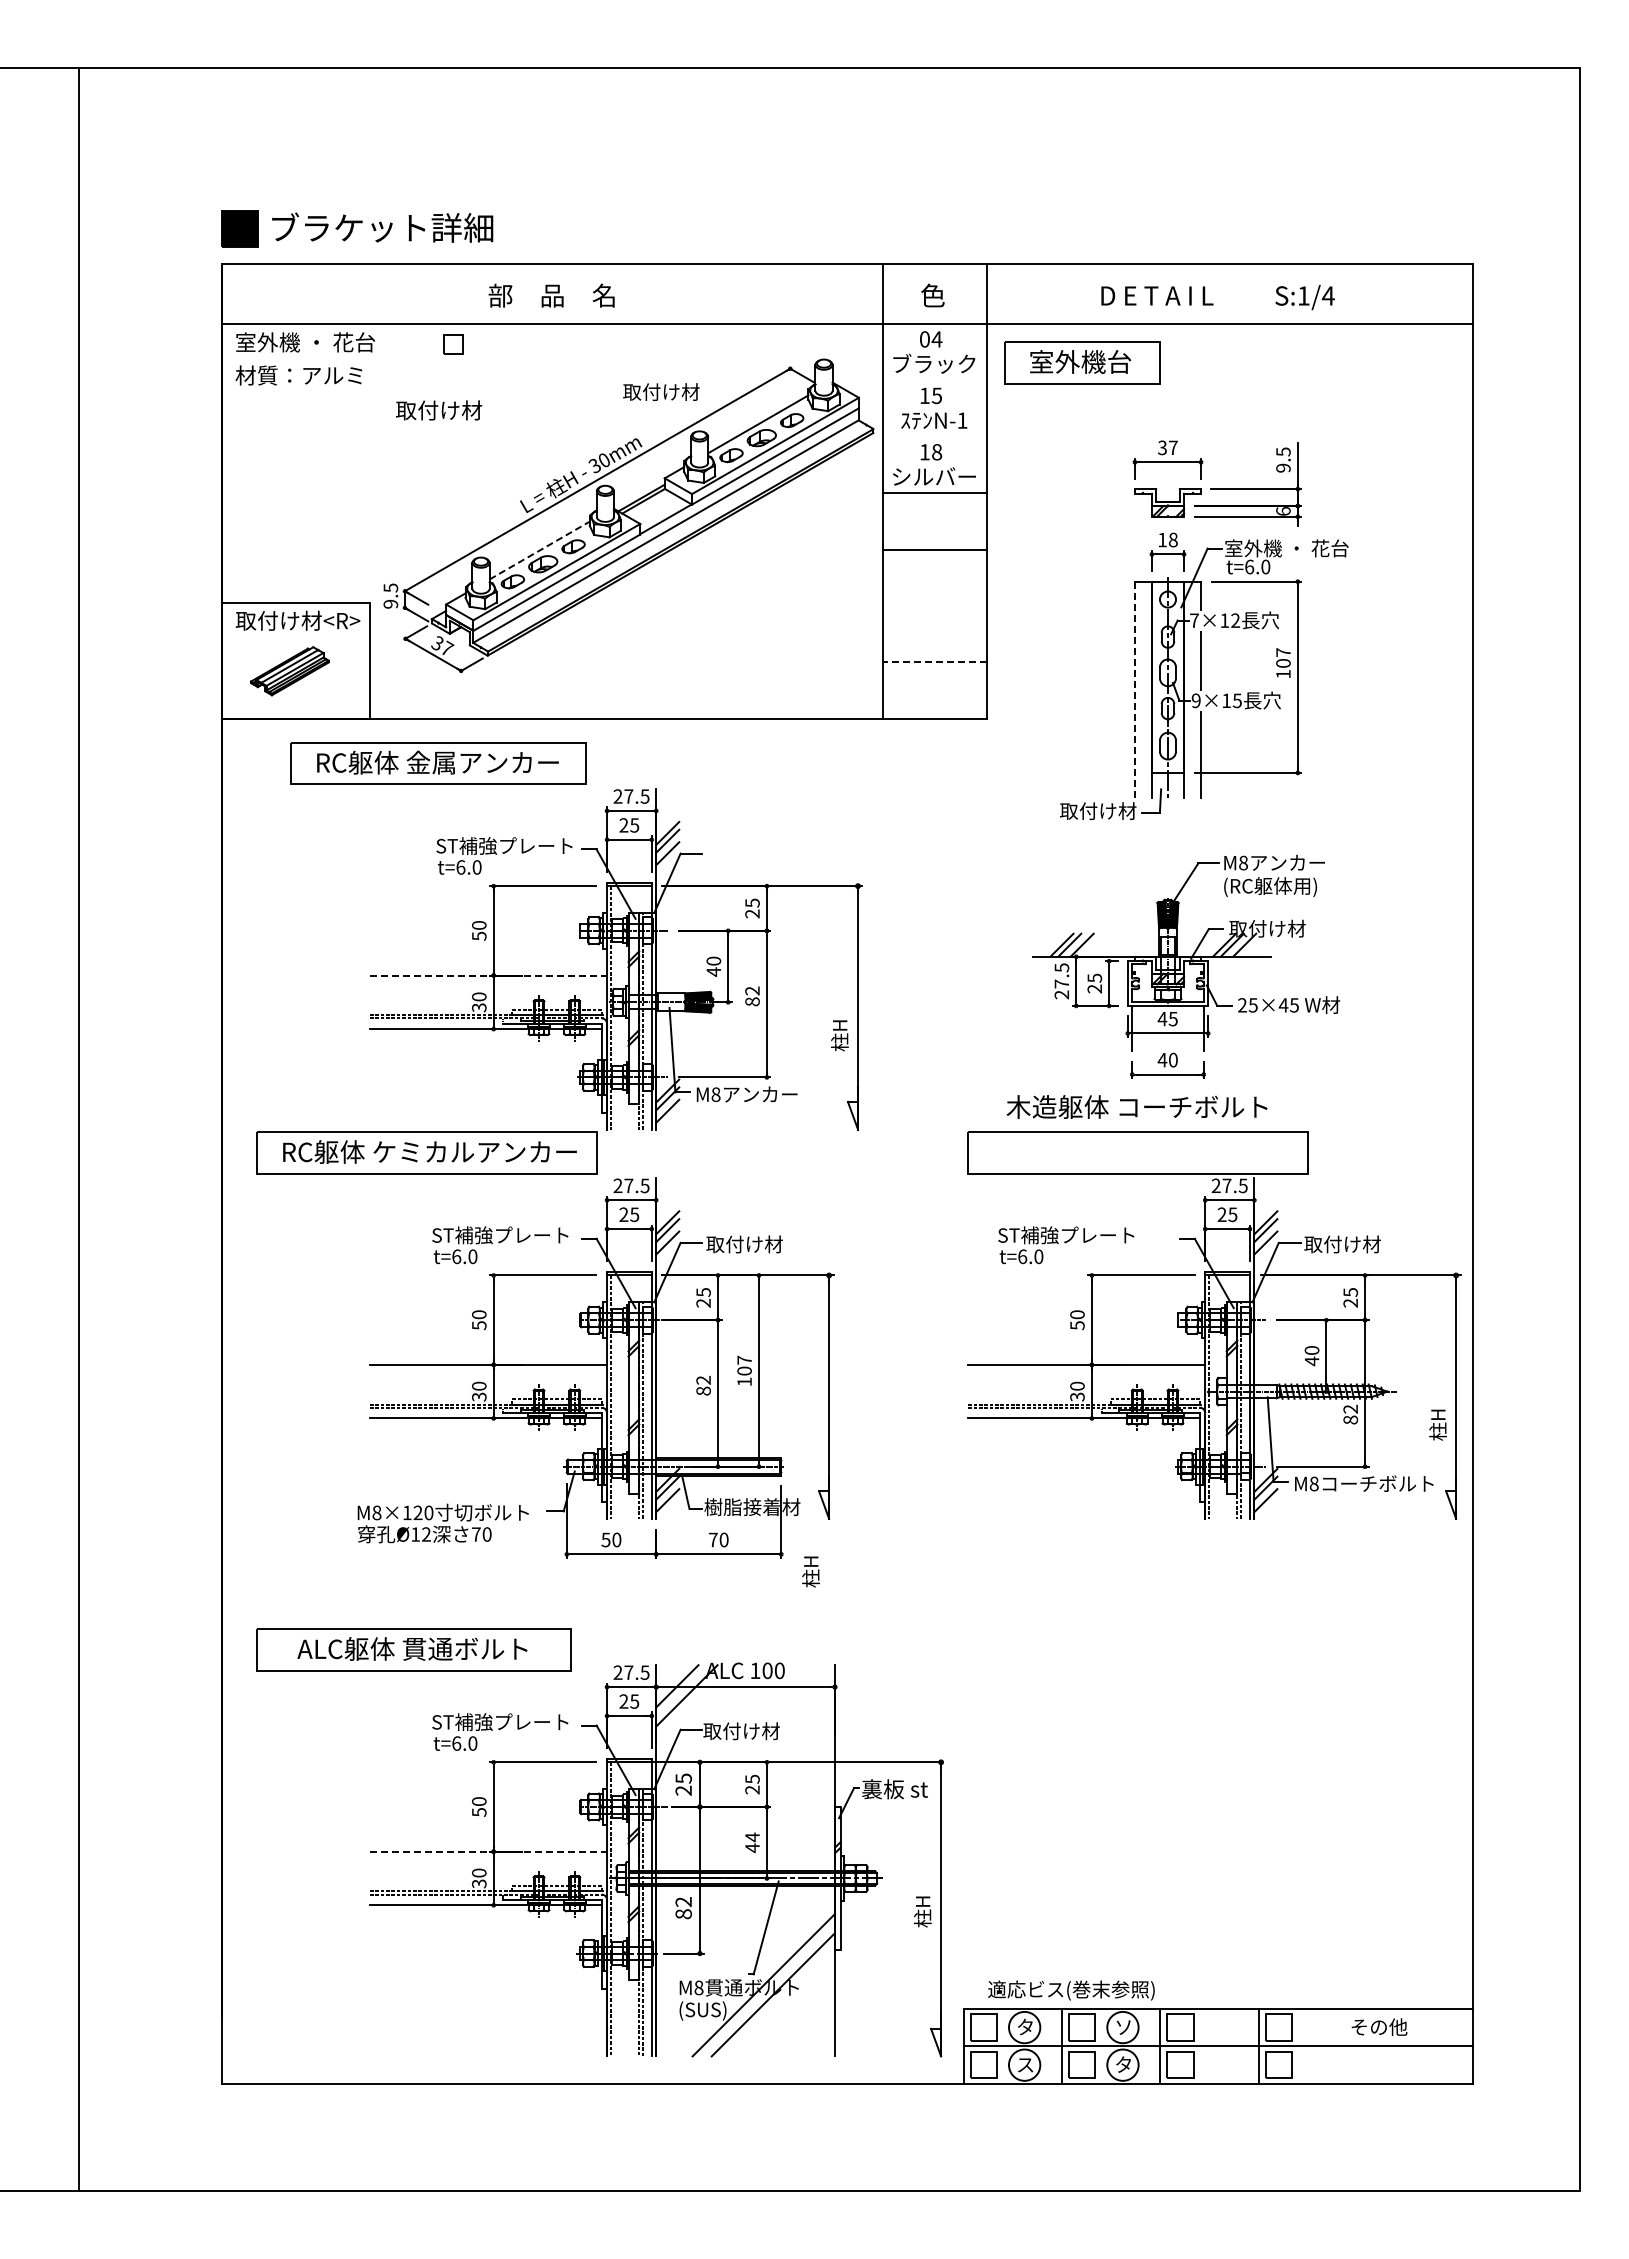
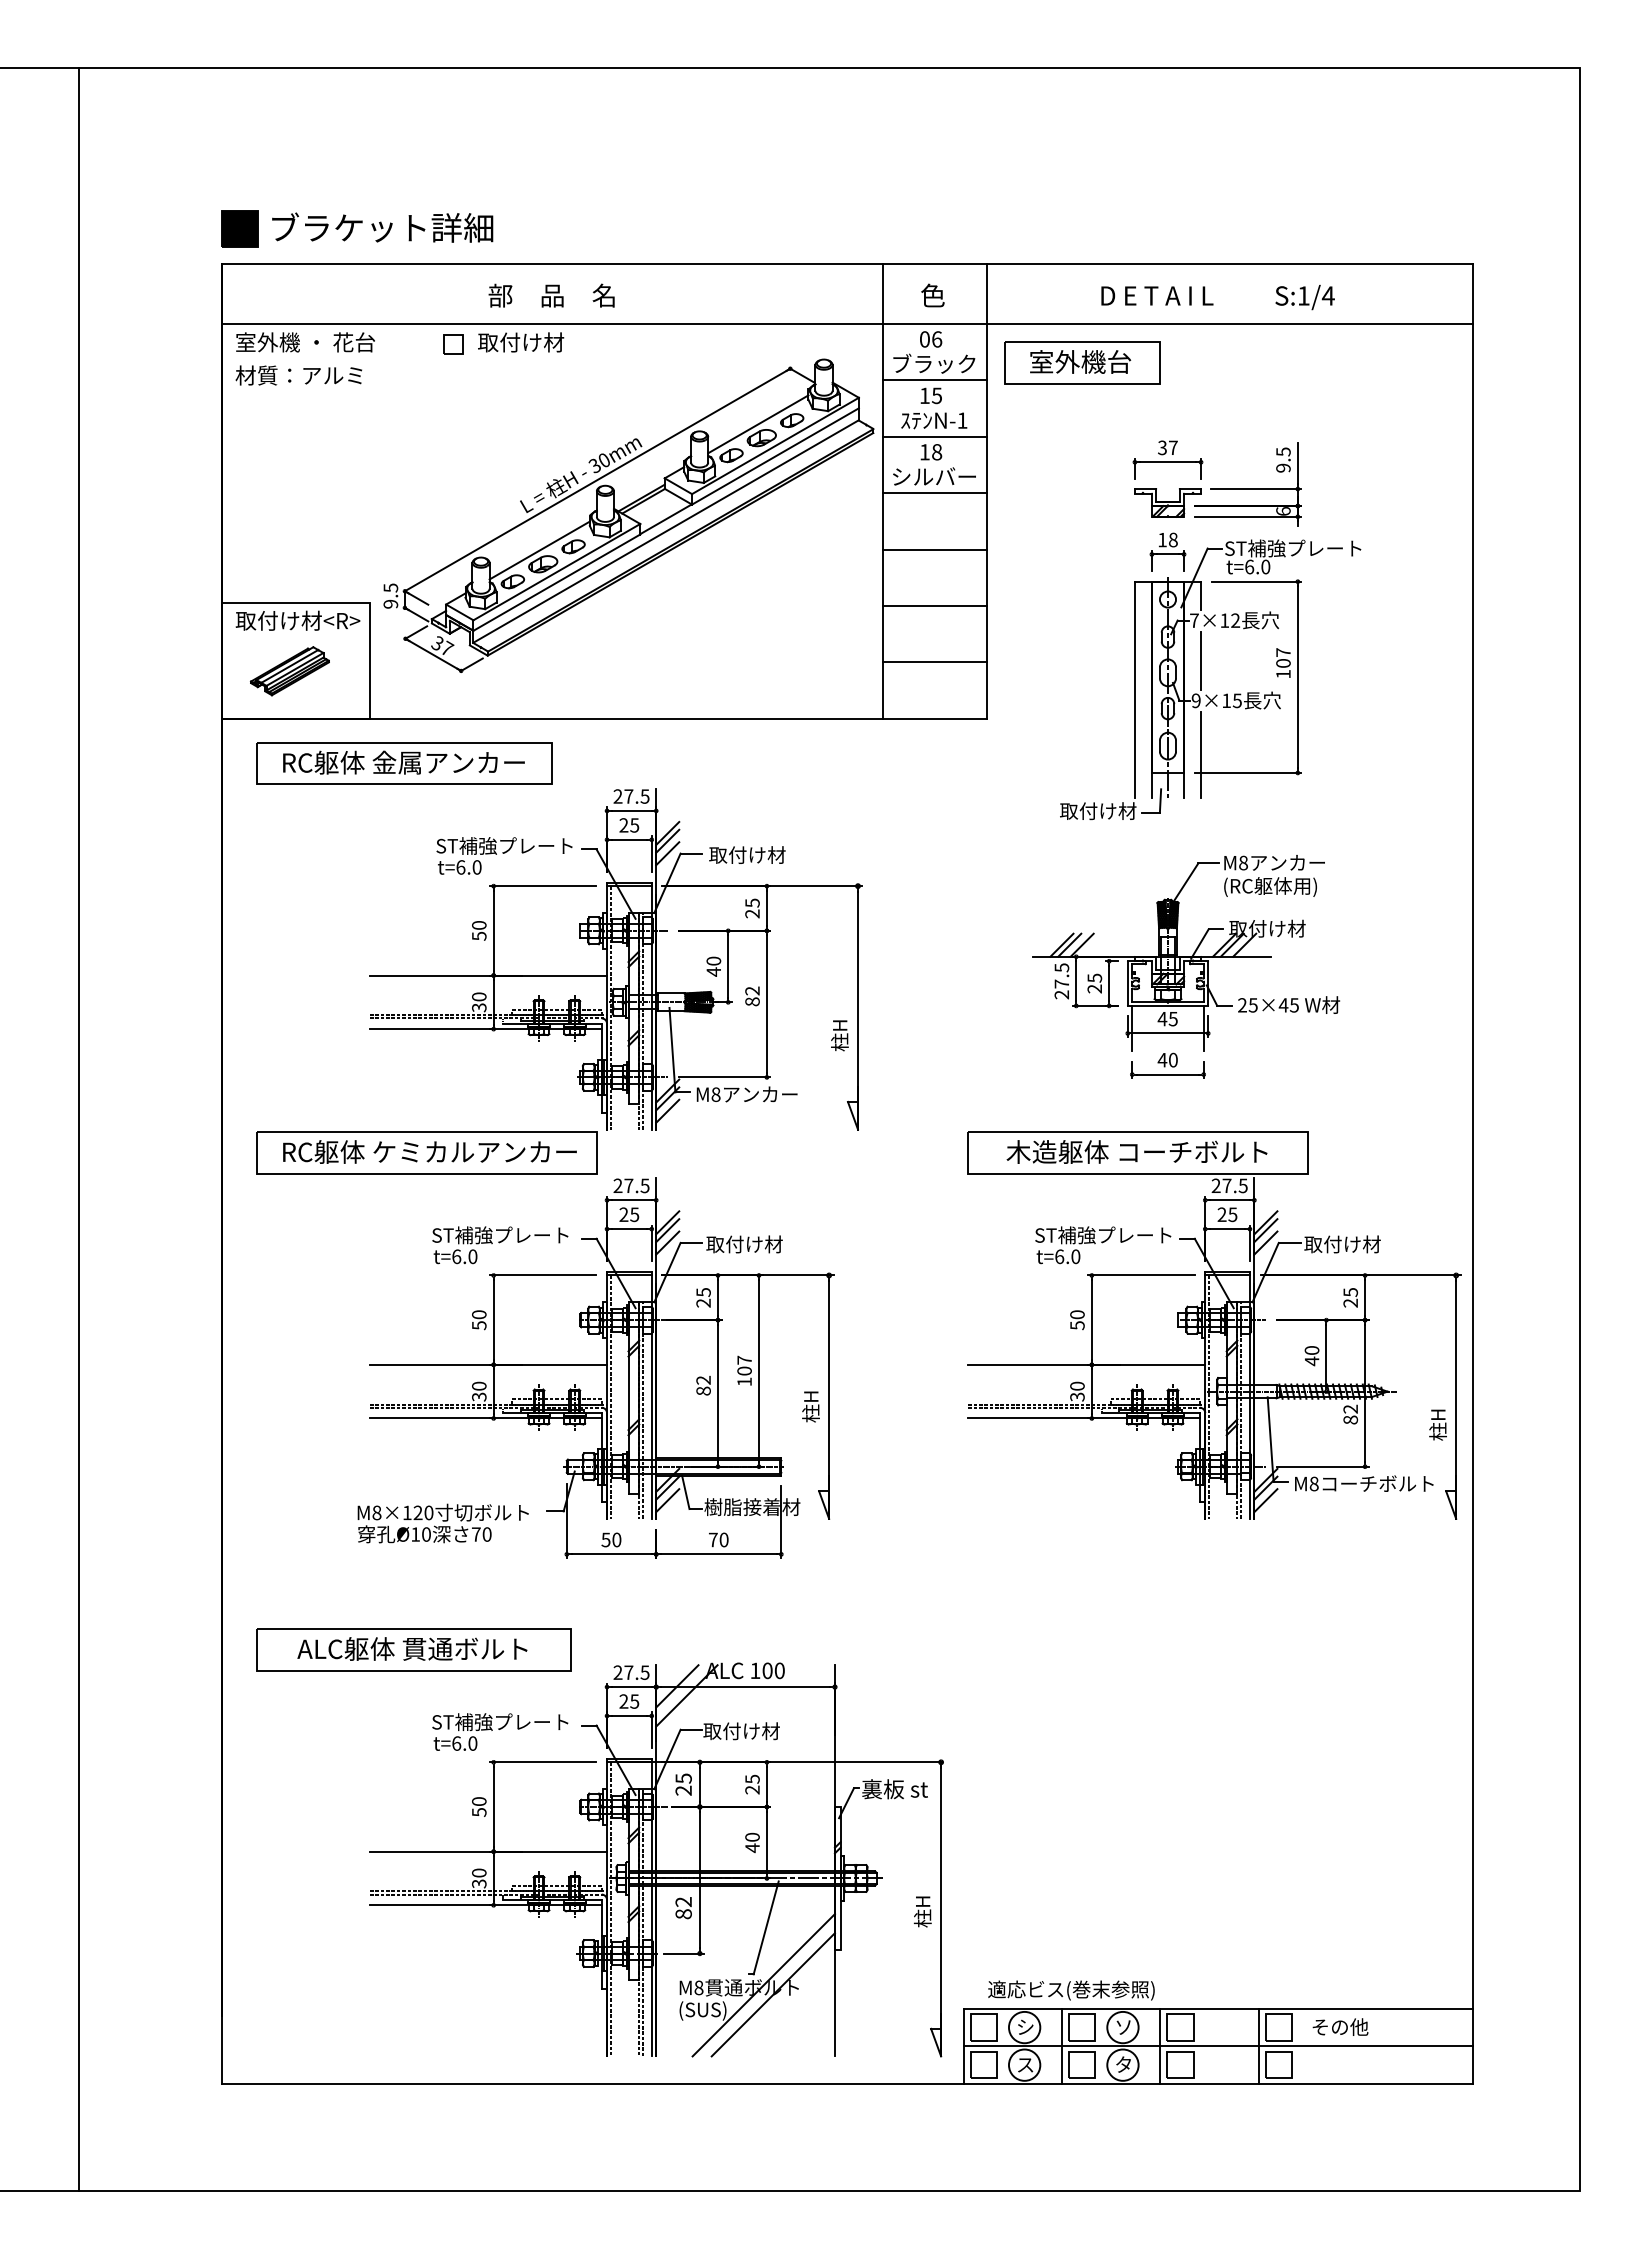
text: 04 -> 06 (936, 339)
line: none -> present (934, 380)
text position: (661, 391) -> (747, 854) (747, 854)
text position: (439, 410) -> (521, 342) (521, 342)
line: none -> present (934, 436)
text: 室外機 ・ 花台 -> ST補強プレート (1293, 548)
line: dashed -> solid (539, 550)
line: none -> present (934, 605)
line: dashed -> solid (934, 662)
line: dashed -> solid (1134, 690)
part position: (438, 763) -> (404, 763) (404, 763)
line: dashed -> solid (488, 975)
text position: (1136, 1106) -> (1136, 1151) (1136, 1151)
text position: (1066, 1245) -> (1103, 1245) (1103, 1245)
text: Ø12 -> Ø10 (426, 1534)
text position: (810, 1571) -> (810, 1406) (810, 1406)
text: 44 -> 40 (752, 1837)
line: dashed -> solid (488, 1851)
text: タ -> シ (1025, 2026)
text position: (1379, 2026) -> (1340, 2026) (1340, 2026)
